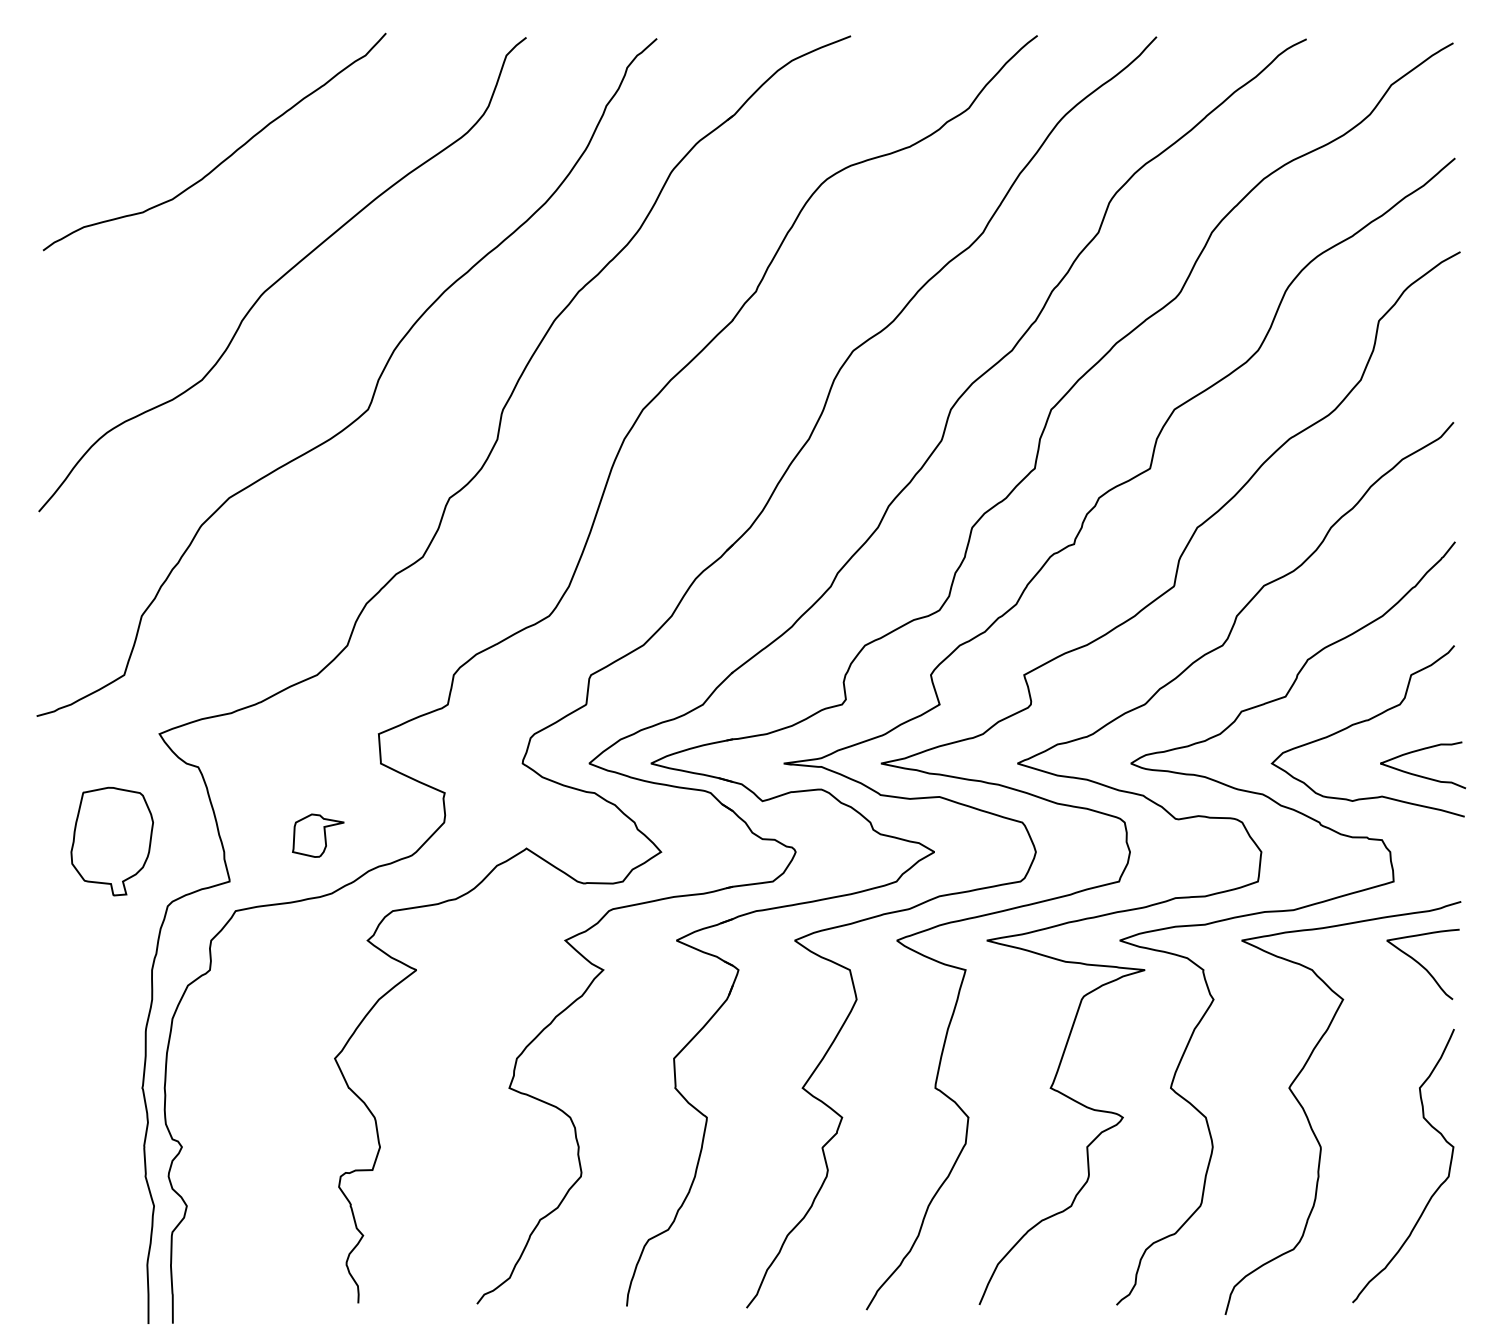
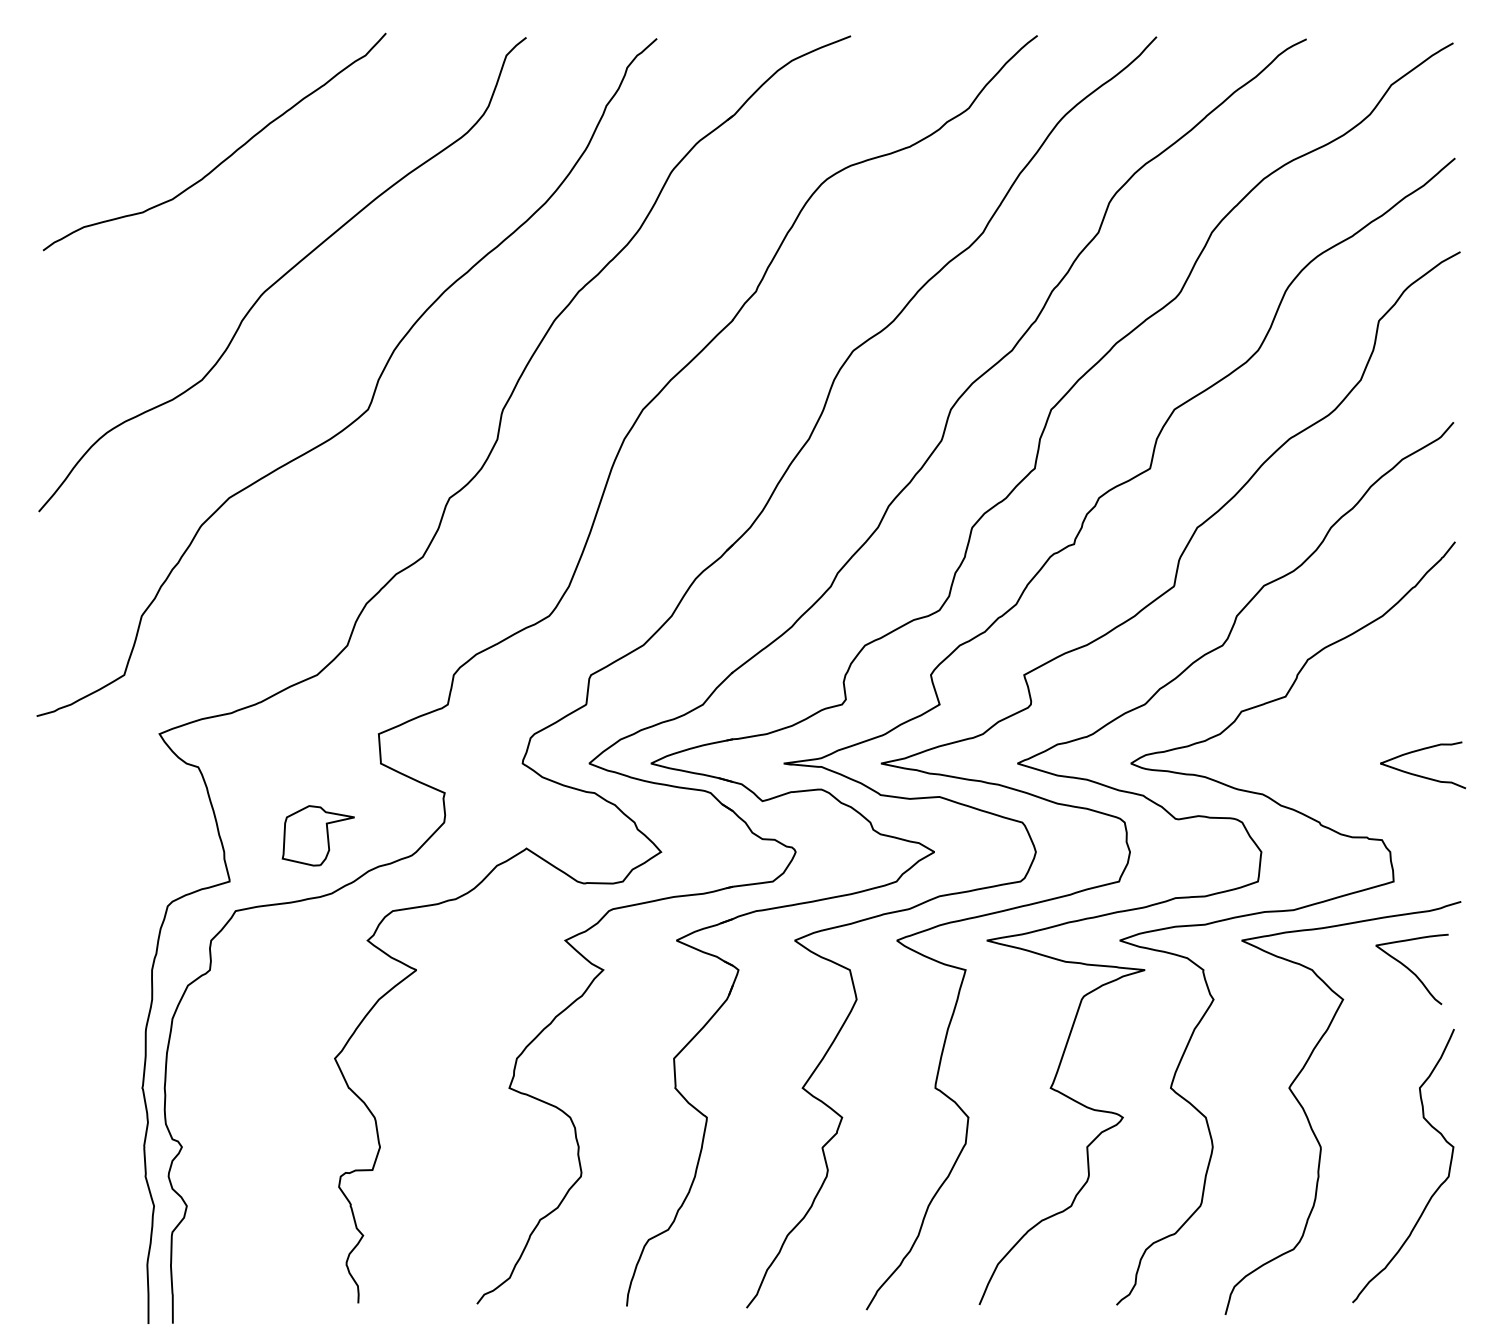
curve: present -> none (1363, 722)
part size: 53x45 px -> 74x62 px (317, 835)
part: present -> none (111, 841)
curve position: (1421, 964) -> (1410, 969) (1410, 969)
